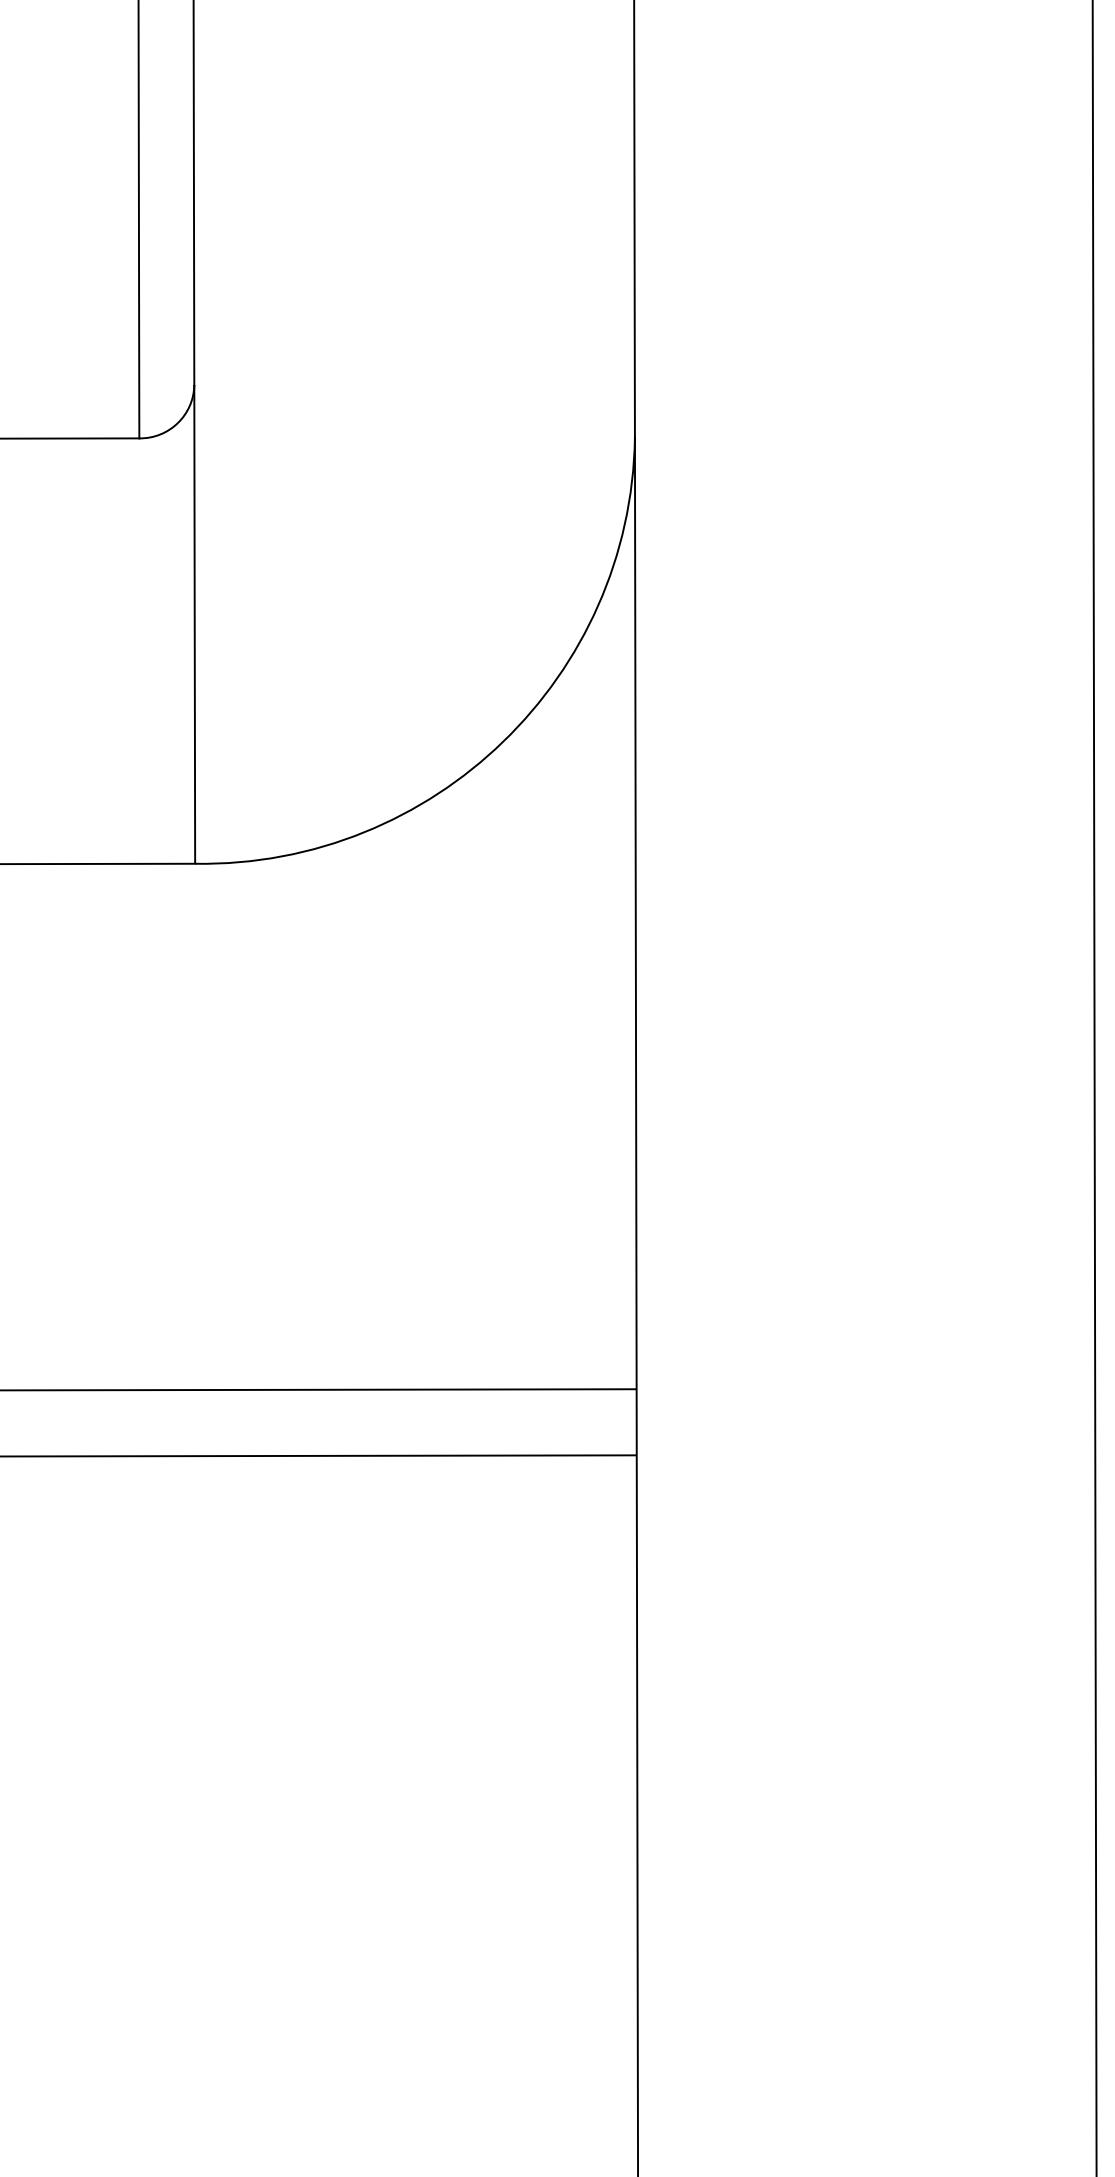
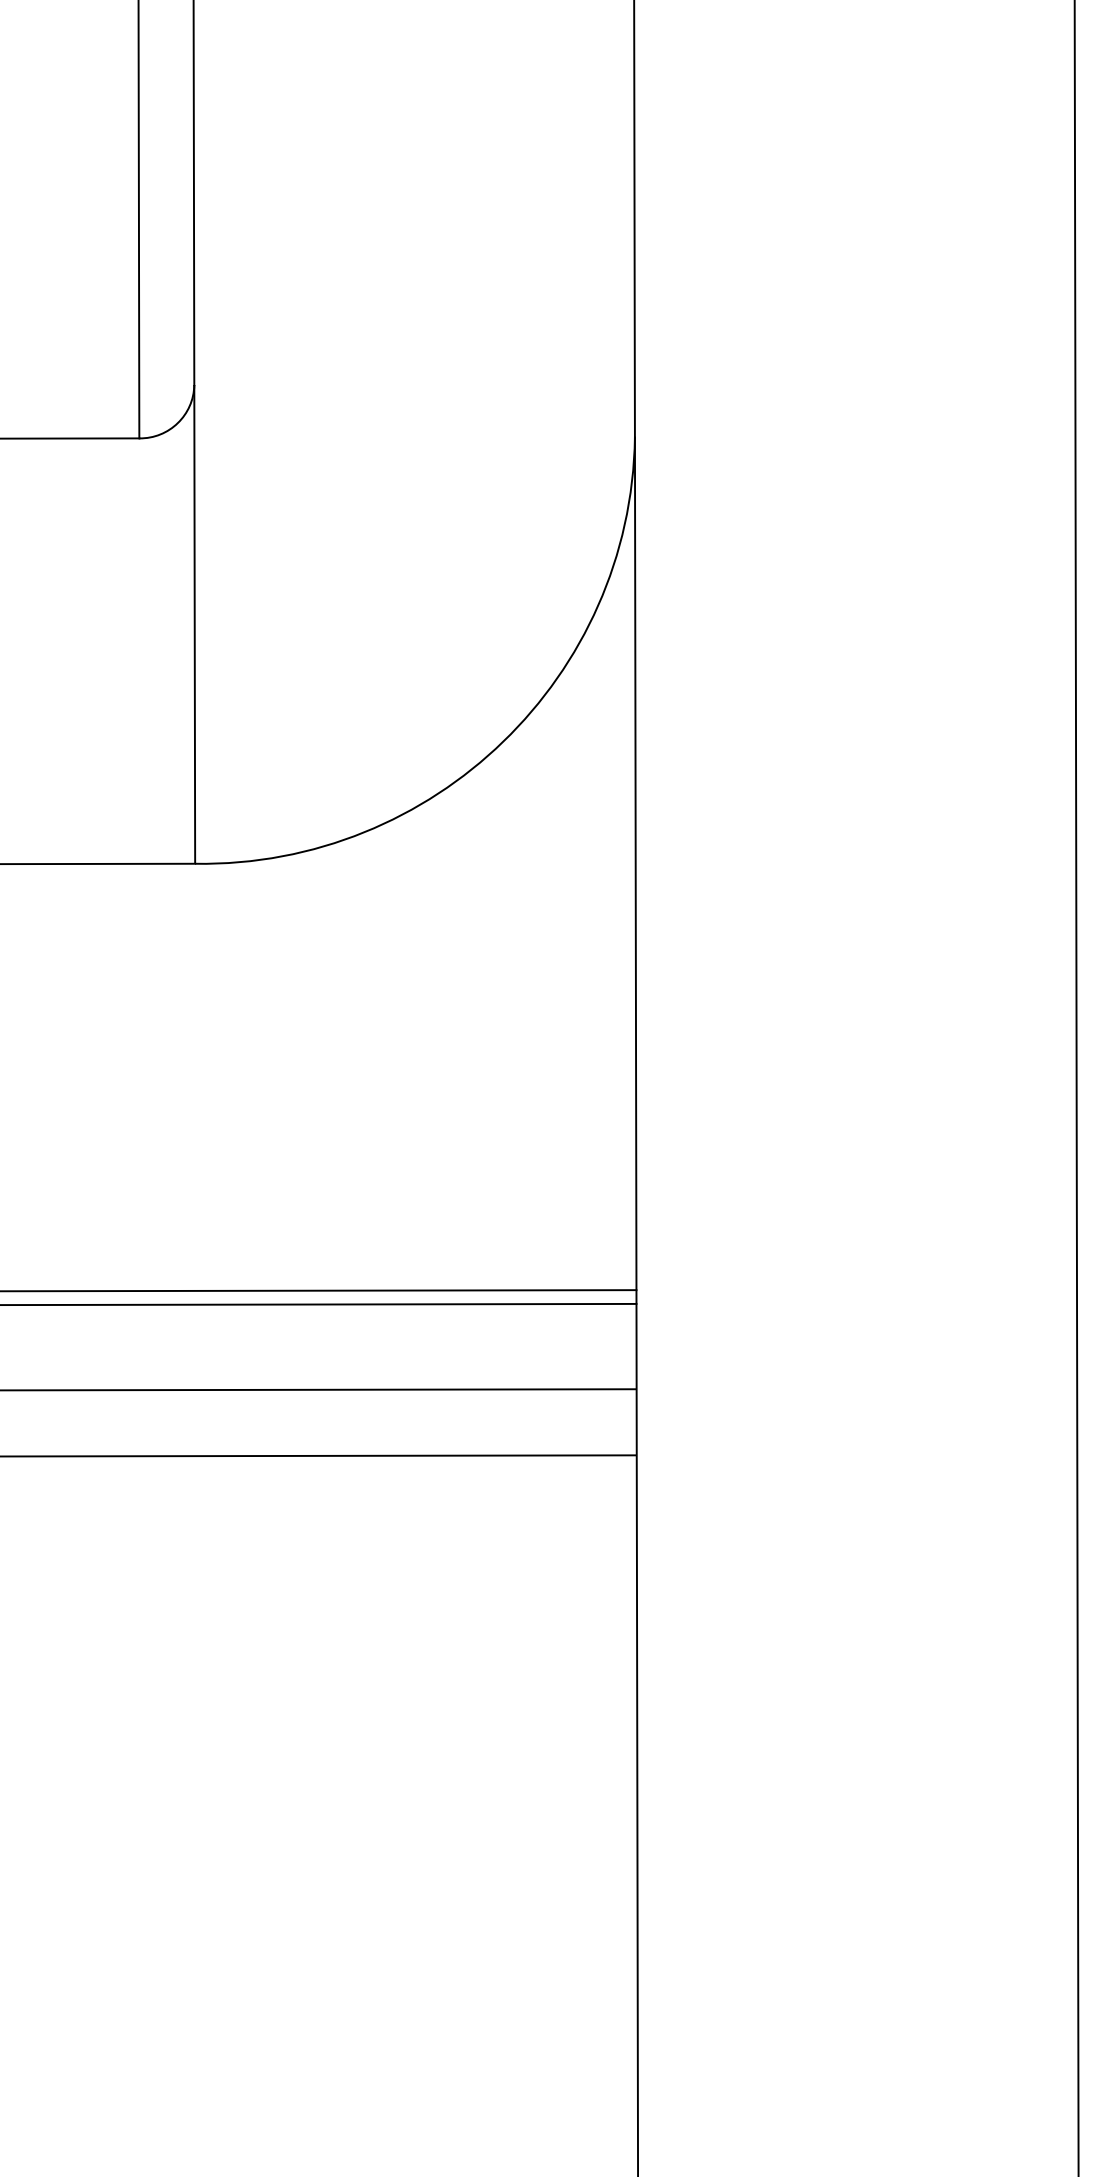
line position: (1094, 1087) -> (1076, 1087) (1076, 1087)
line: none -> present (319, 1290)
line: none -> present (319, 1304)
